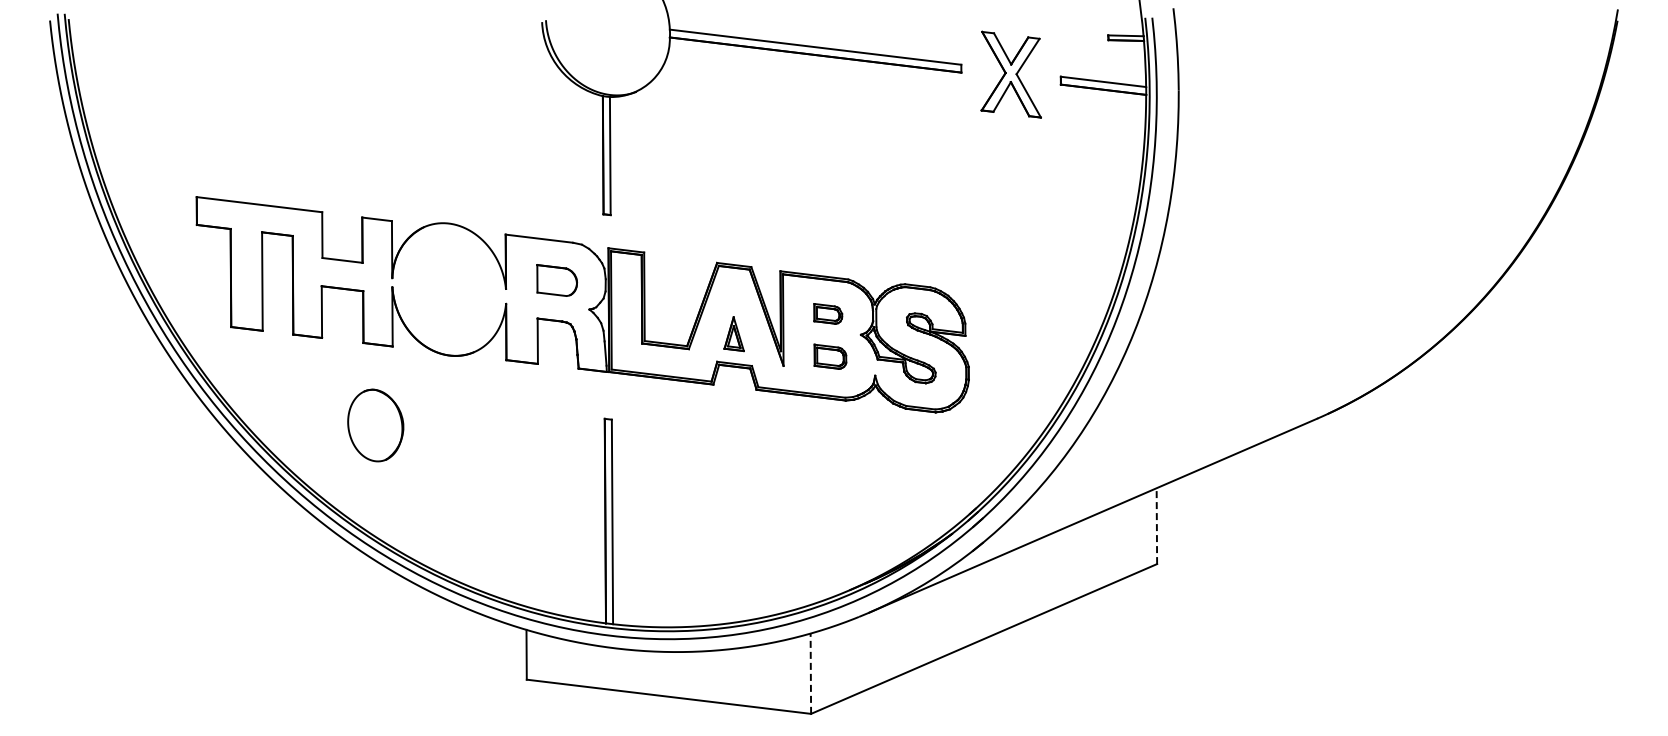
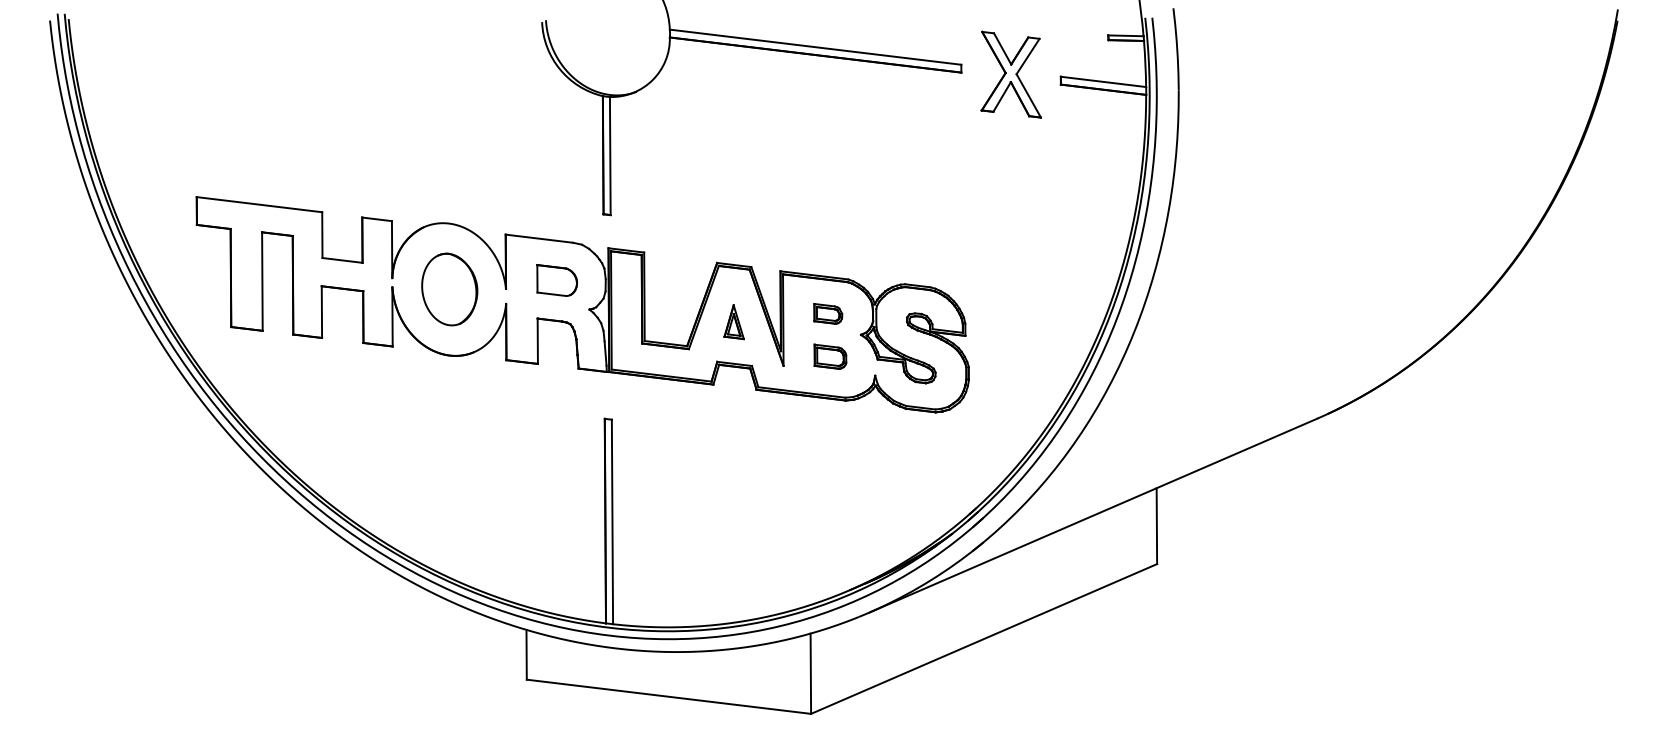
part position: (733, 334) -> (733, 322) (733, 322)
part position: (375, 425) -> (449, 289) (449, 289)
line: dashed -> solid (1156, 526)
line: dashed -> solid (810, 673)
